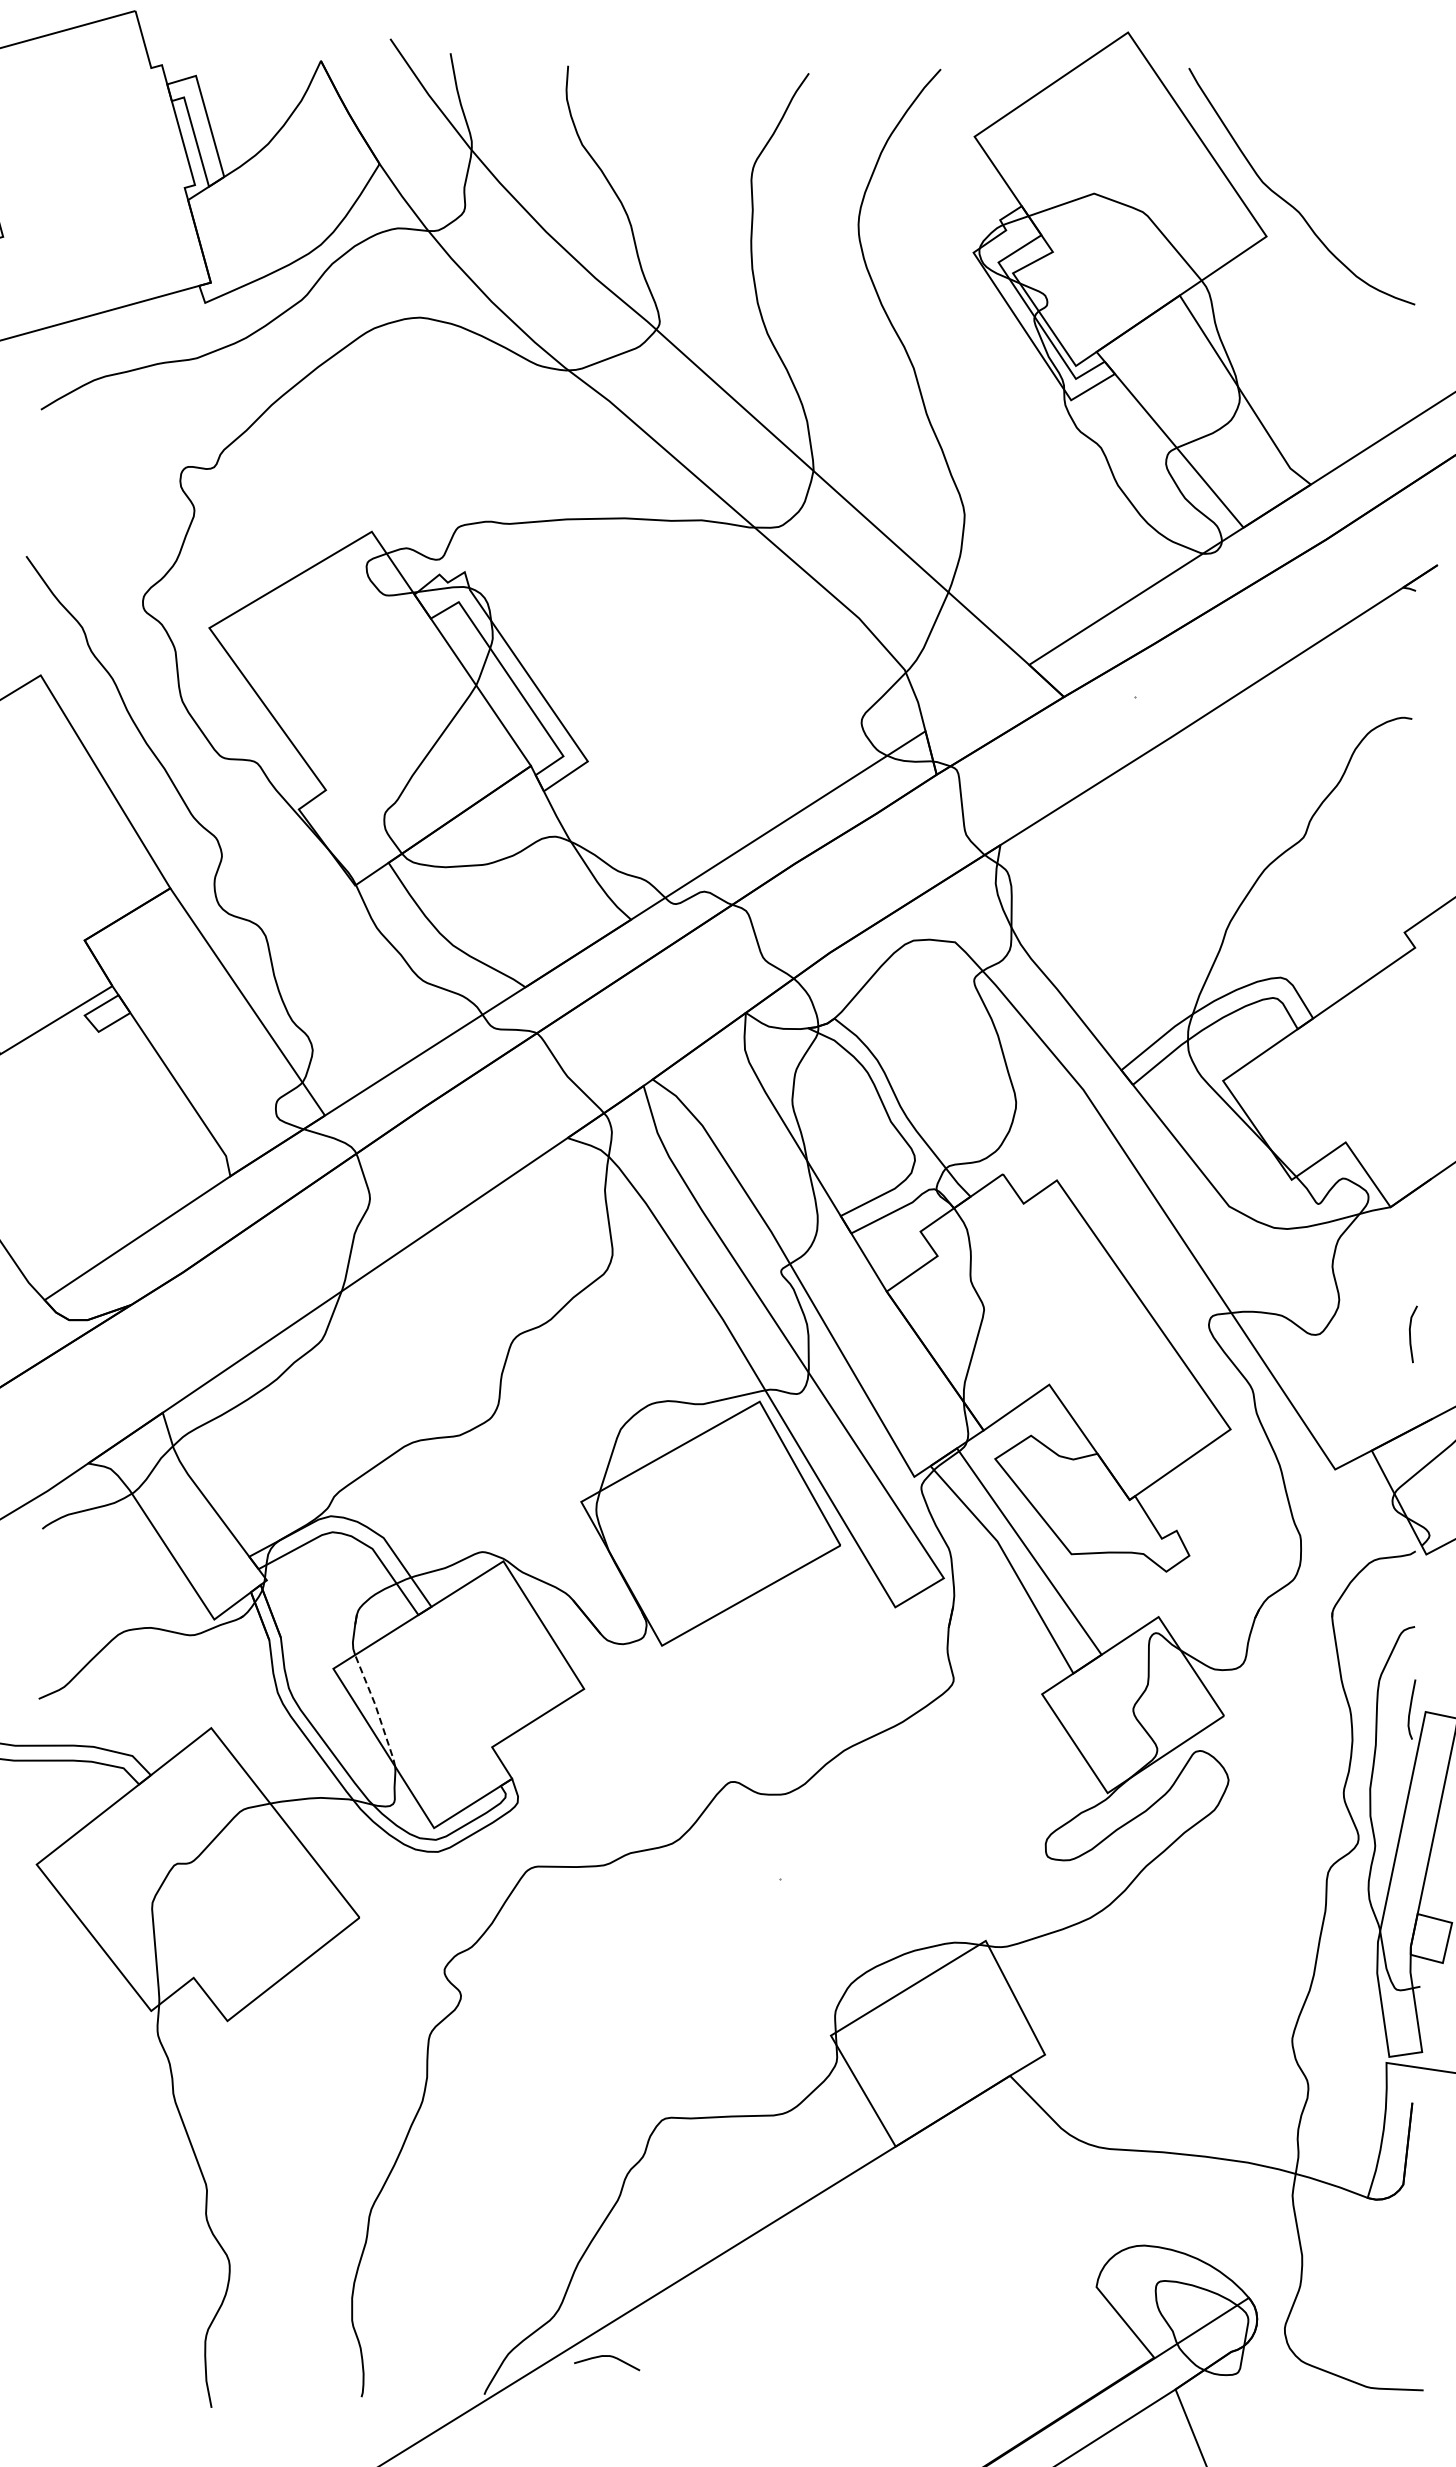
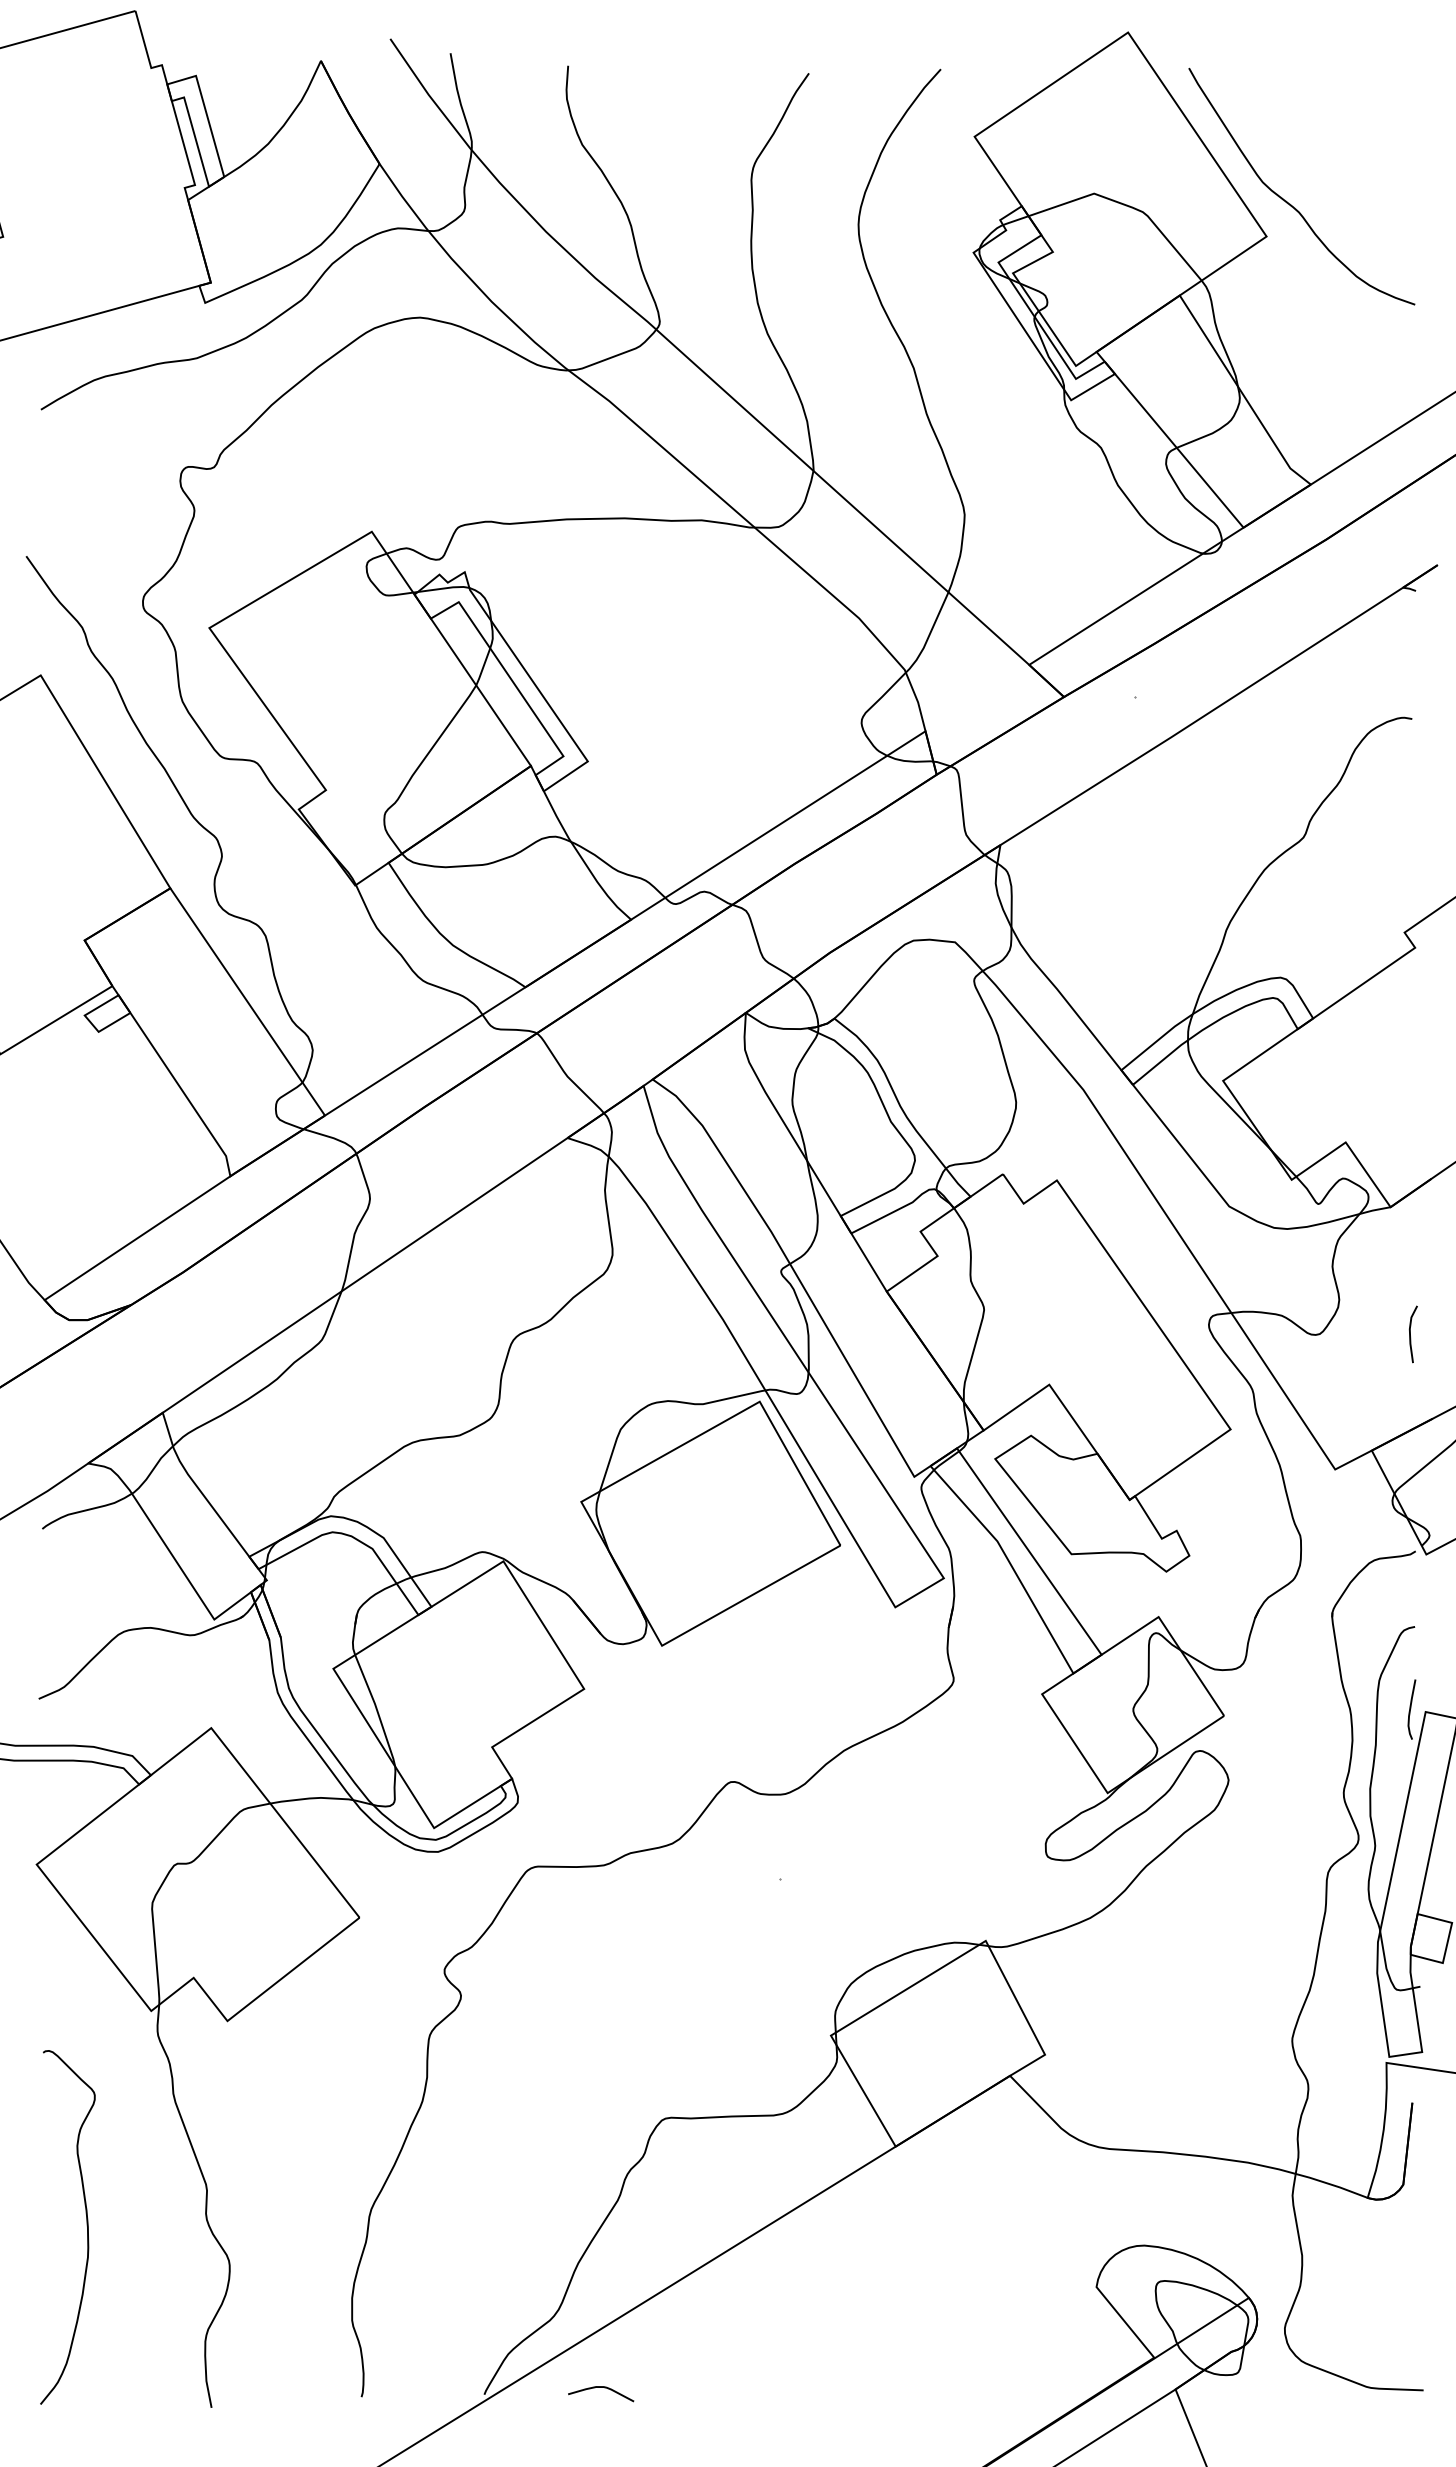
line: dashed -> solid (376, 1709)
curve: none -> present (86, 2225)
curve position: (610, 2357) -> (604, 2388) (604, 2388)
